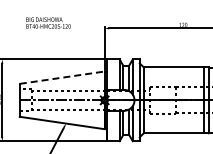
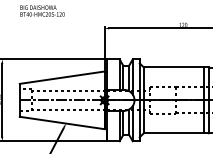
text position: (48, 22) -> (42, 10) (42, 10)
line: dashed -> solid (62, 77)
